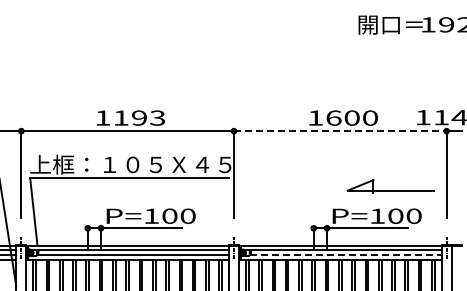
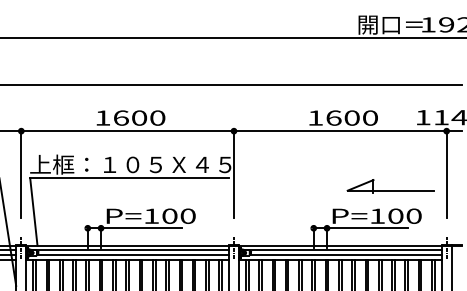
line: none -> present (232, 37)
line: none -> present (231, 84)
text: 1193 -> 1600 (139, 117)
line: dashed -> solid (340, 131)
line: dashed -> solid (345, 254)
